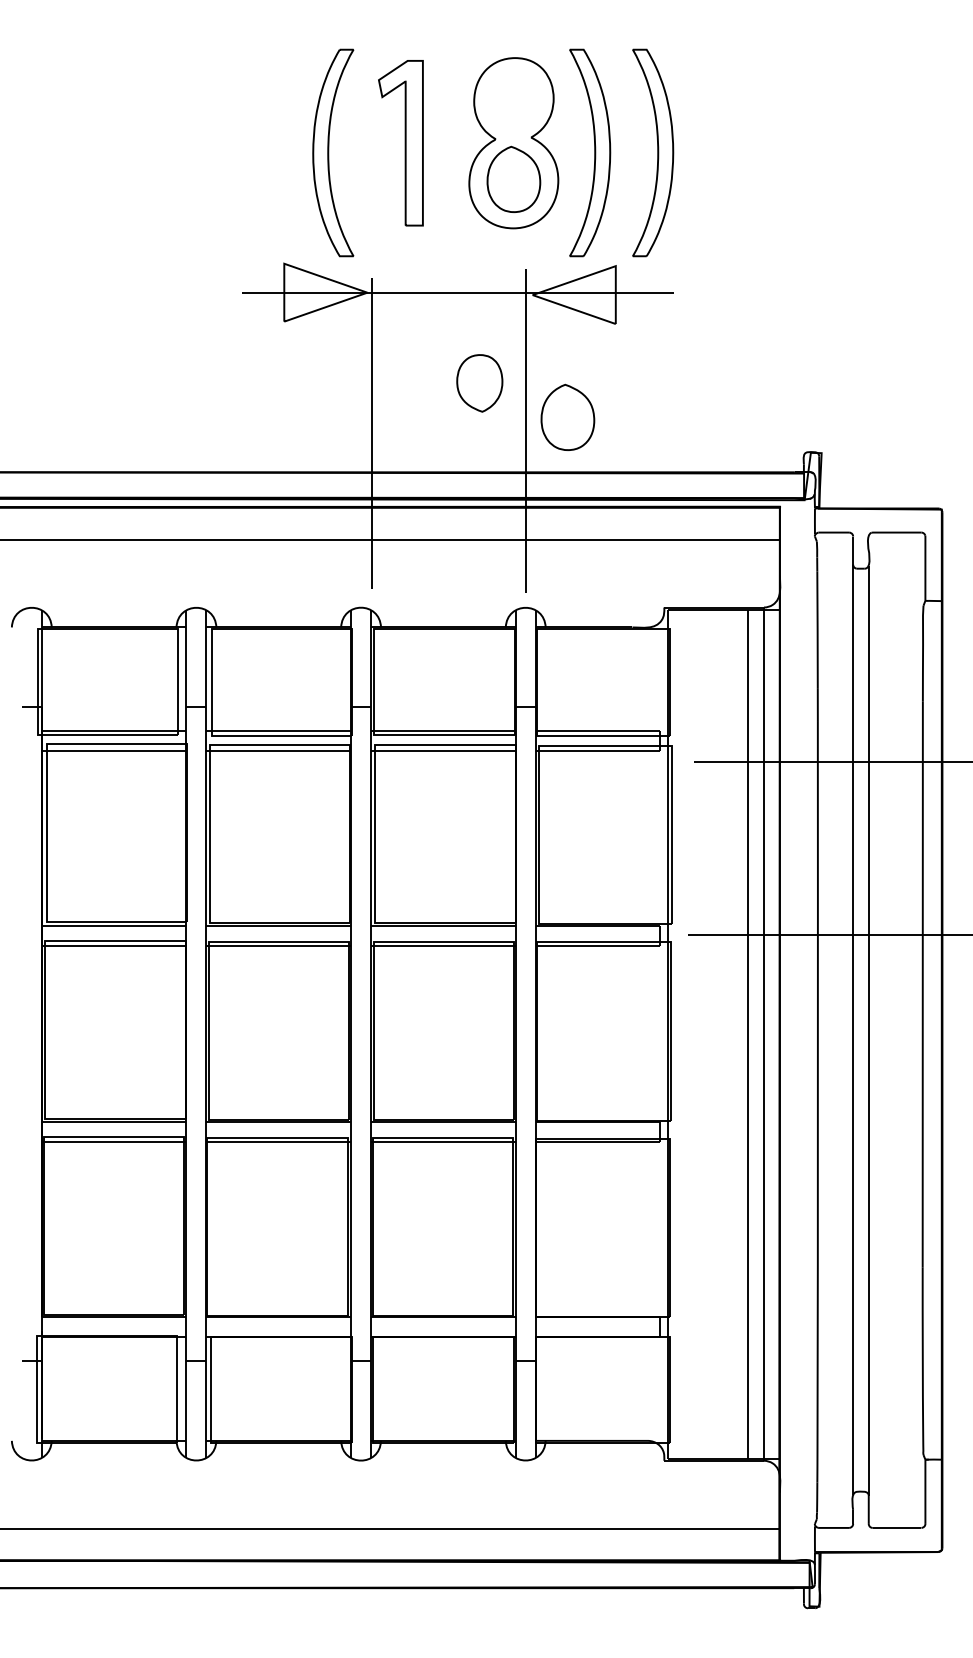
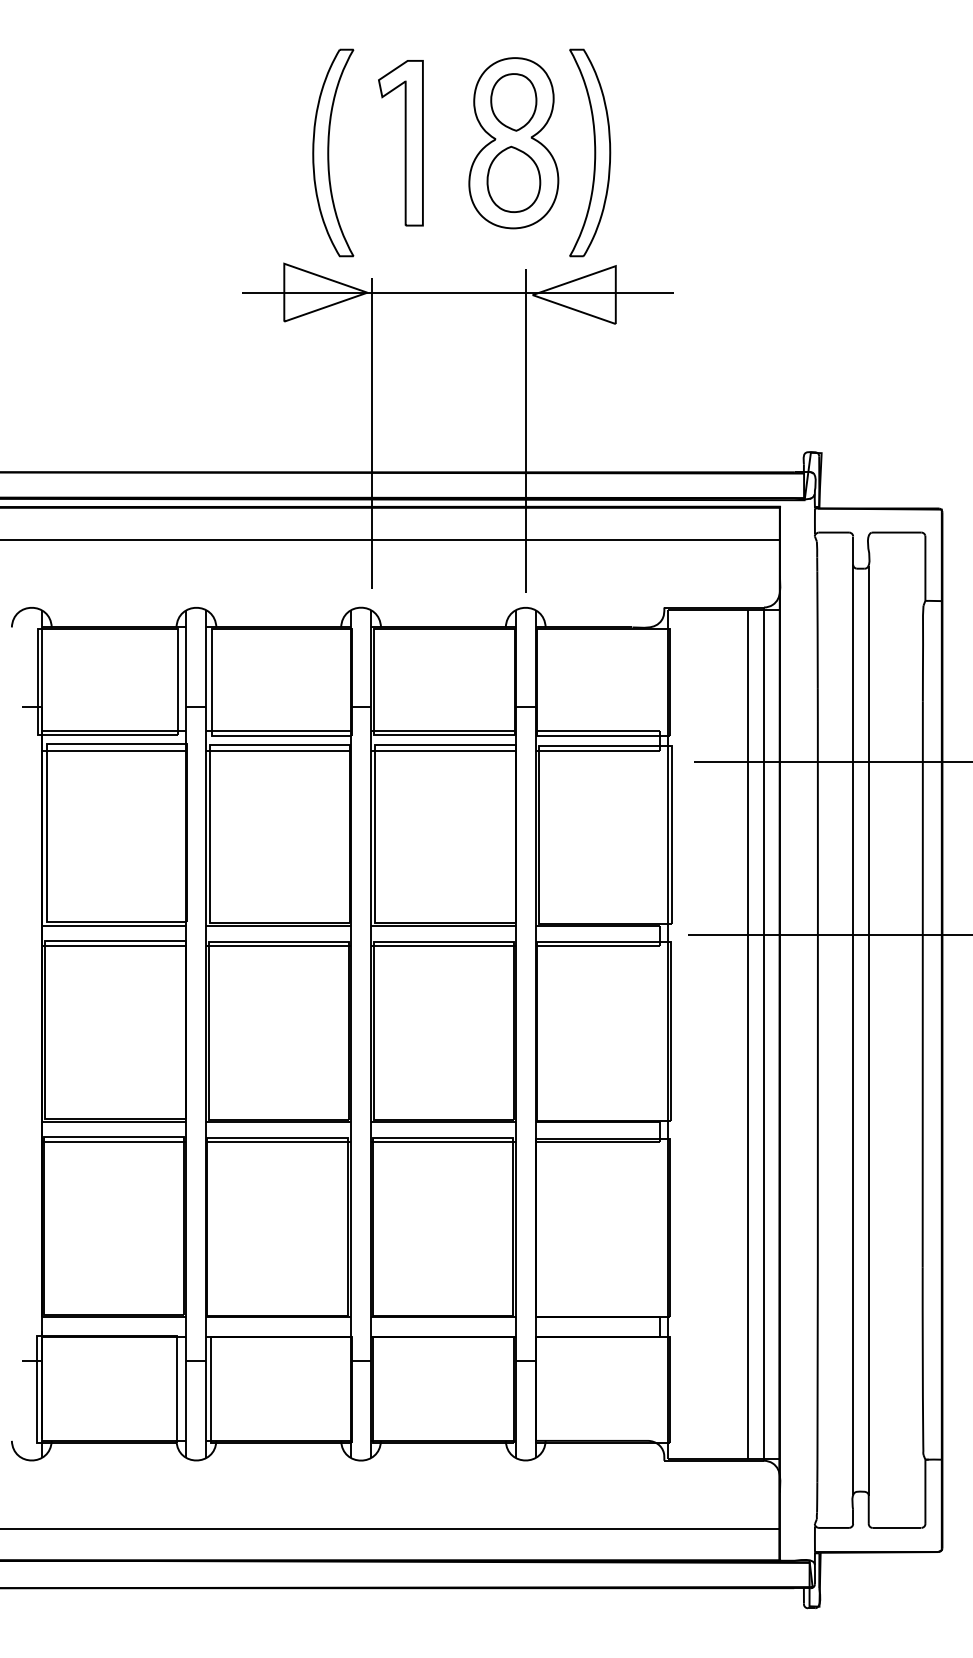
part: present -> none (653, 152)
part position: (479, 383) -> (513, 102) (513, 102)
part: present -> none (567, 416)
